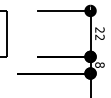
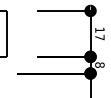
text: 22 -> 17 (99, 33)
